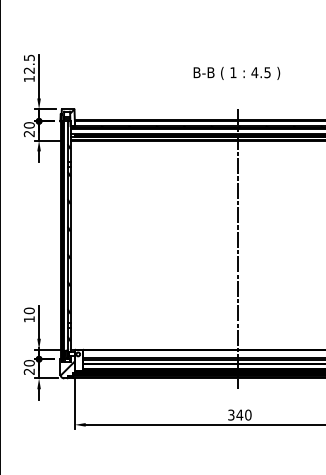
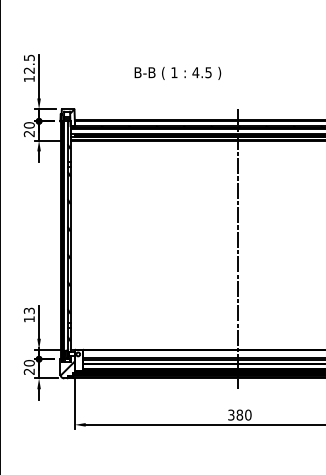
text position: (236, 73) -> (177, 73) (177, 73)
text: 10 -> 13 (28, 310)
text: 340 -> 380 (239, 414)
